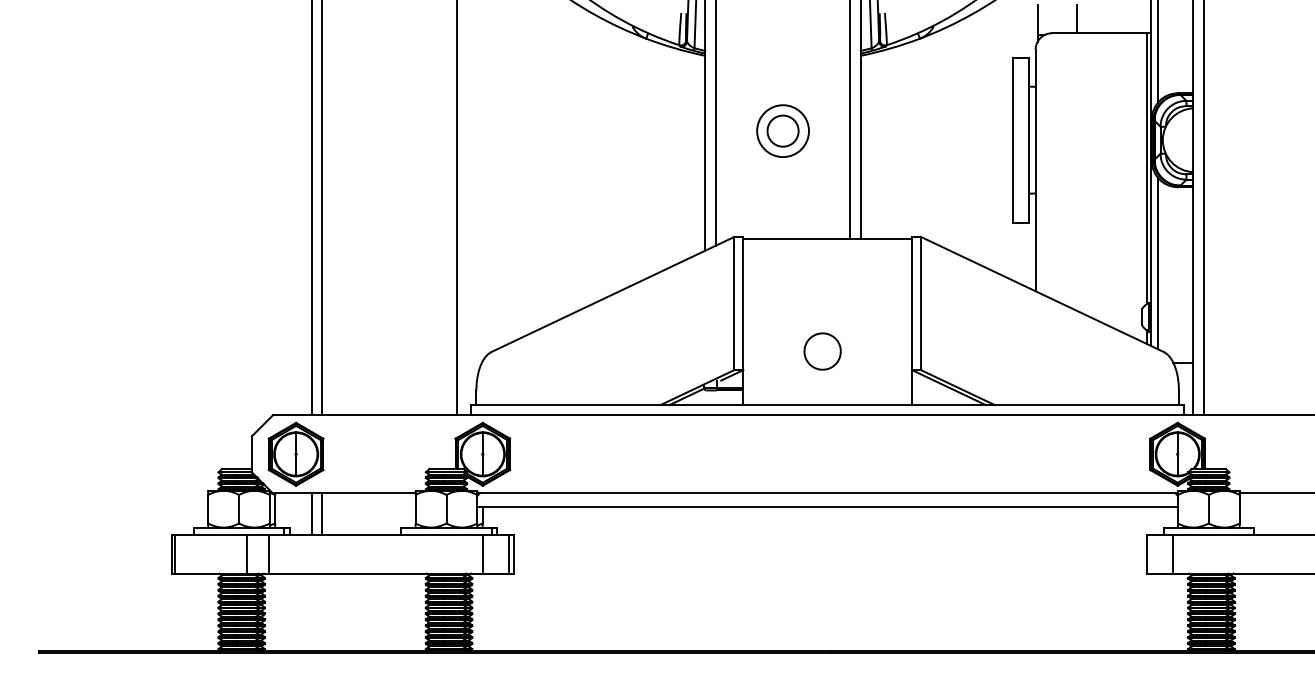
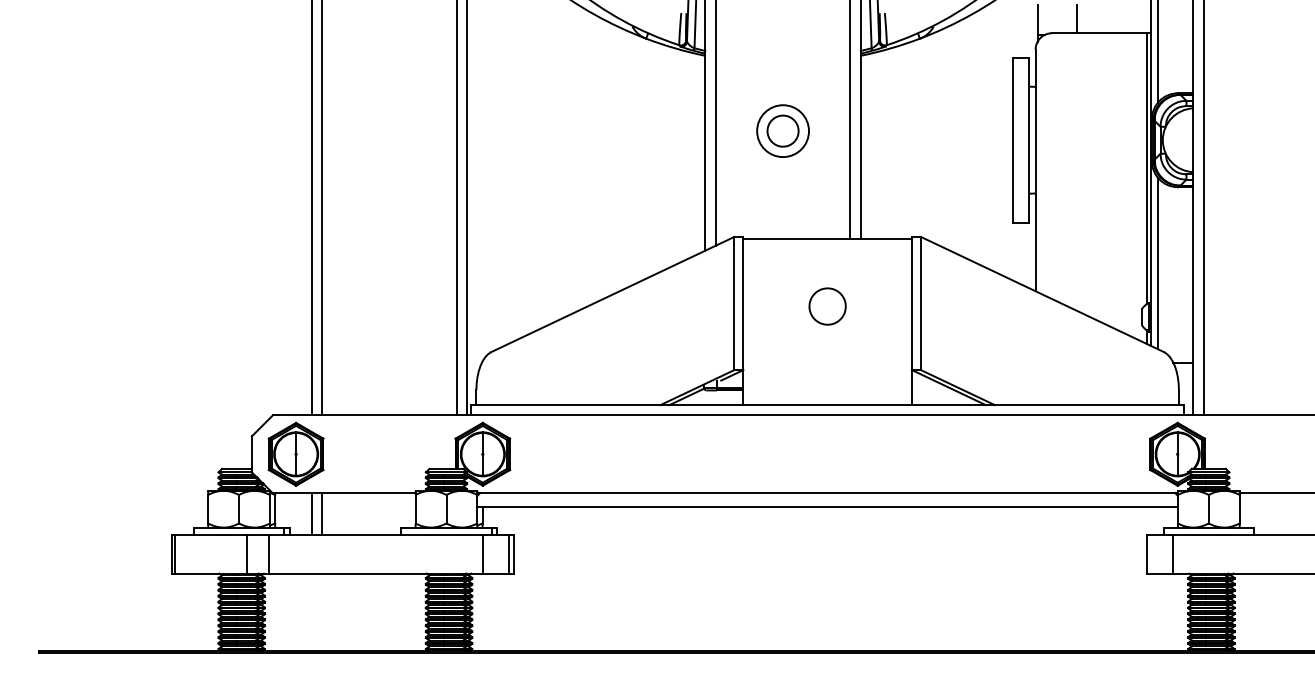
line: none -> present (467, 208)
part position: (822, 351) -> (827, 306) (827, 306)
